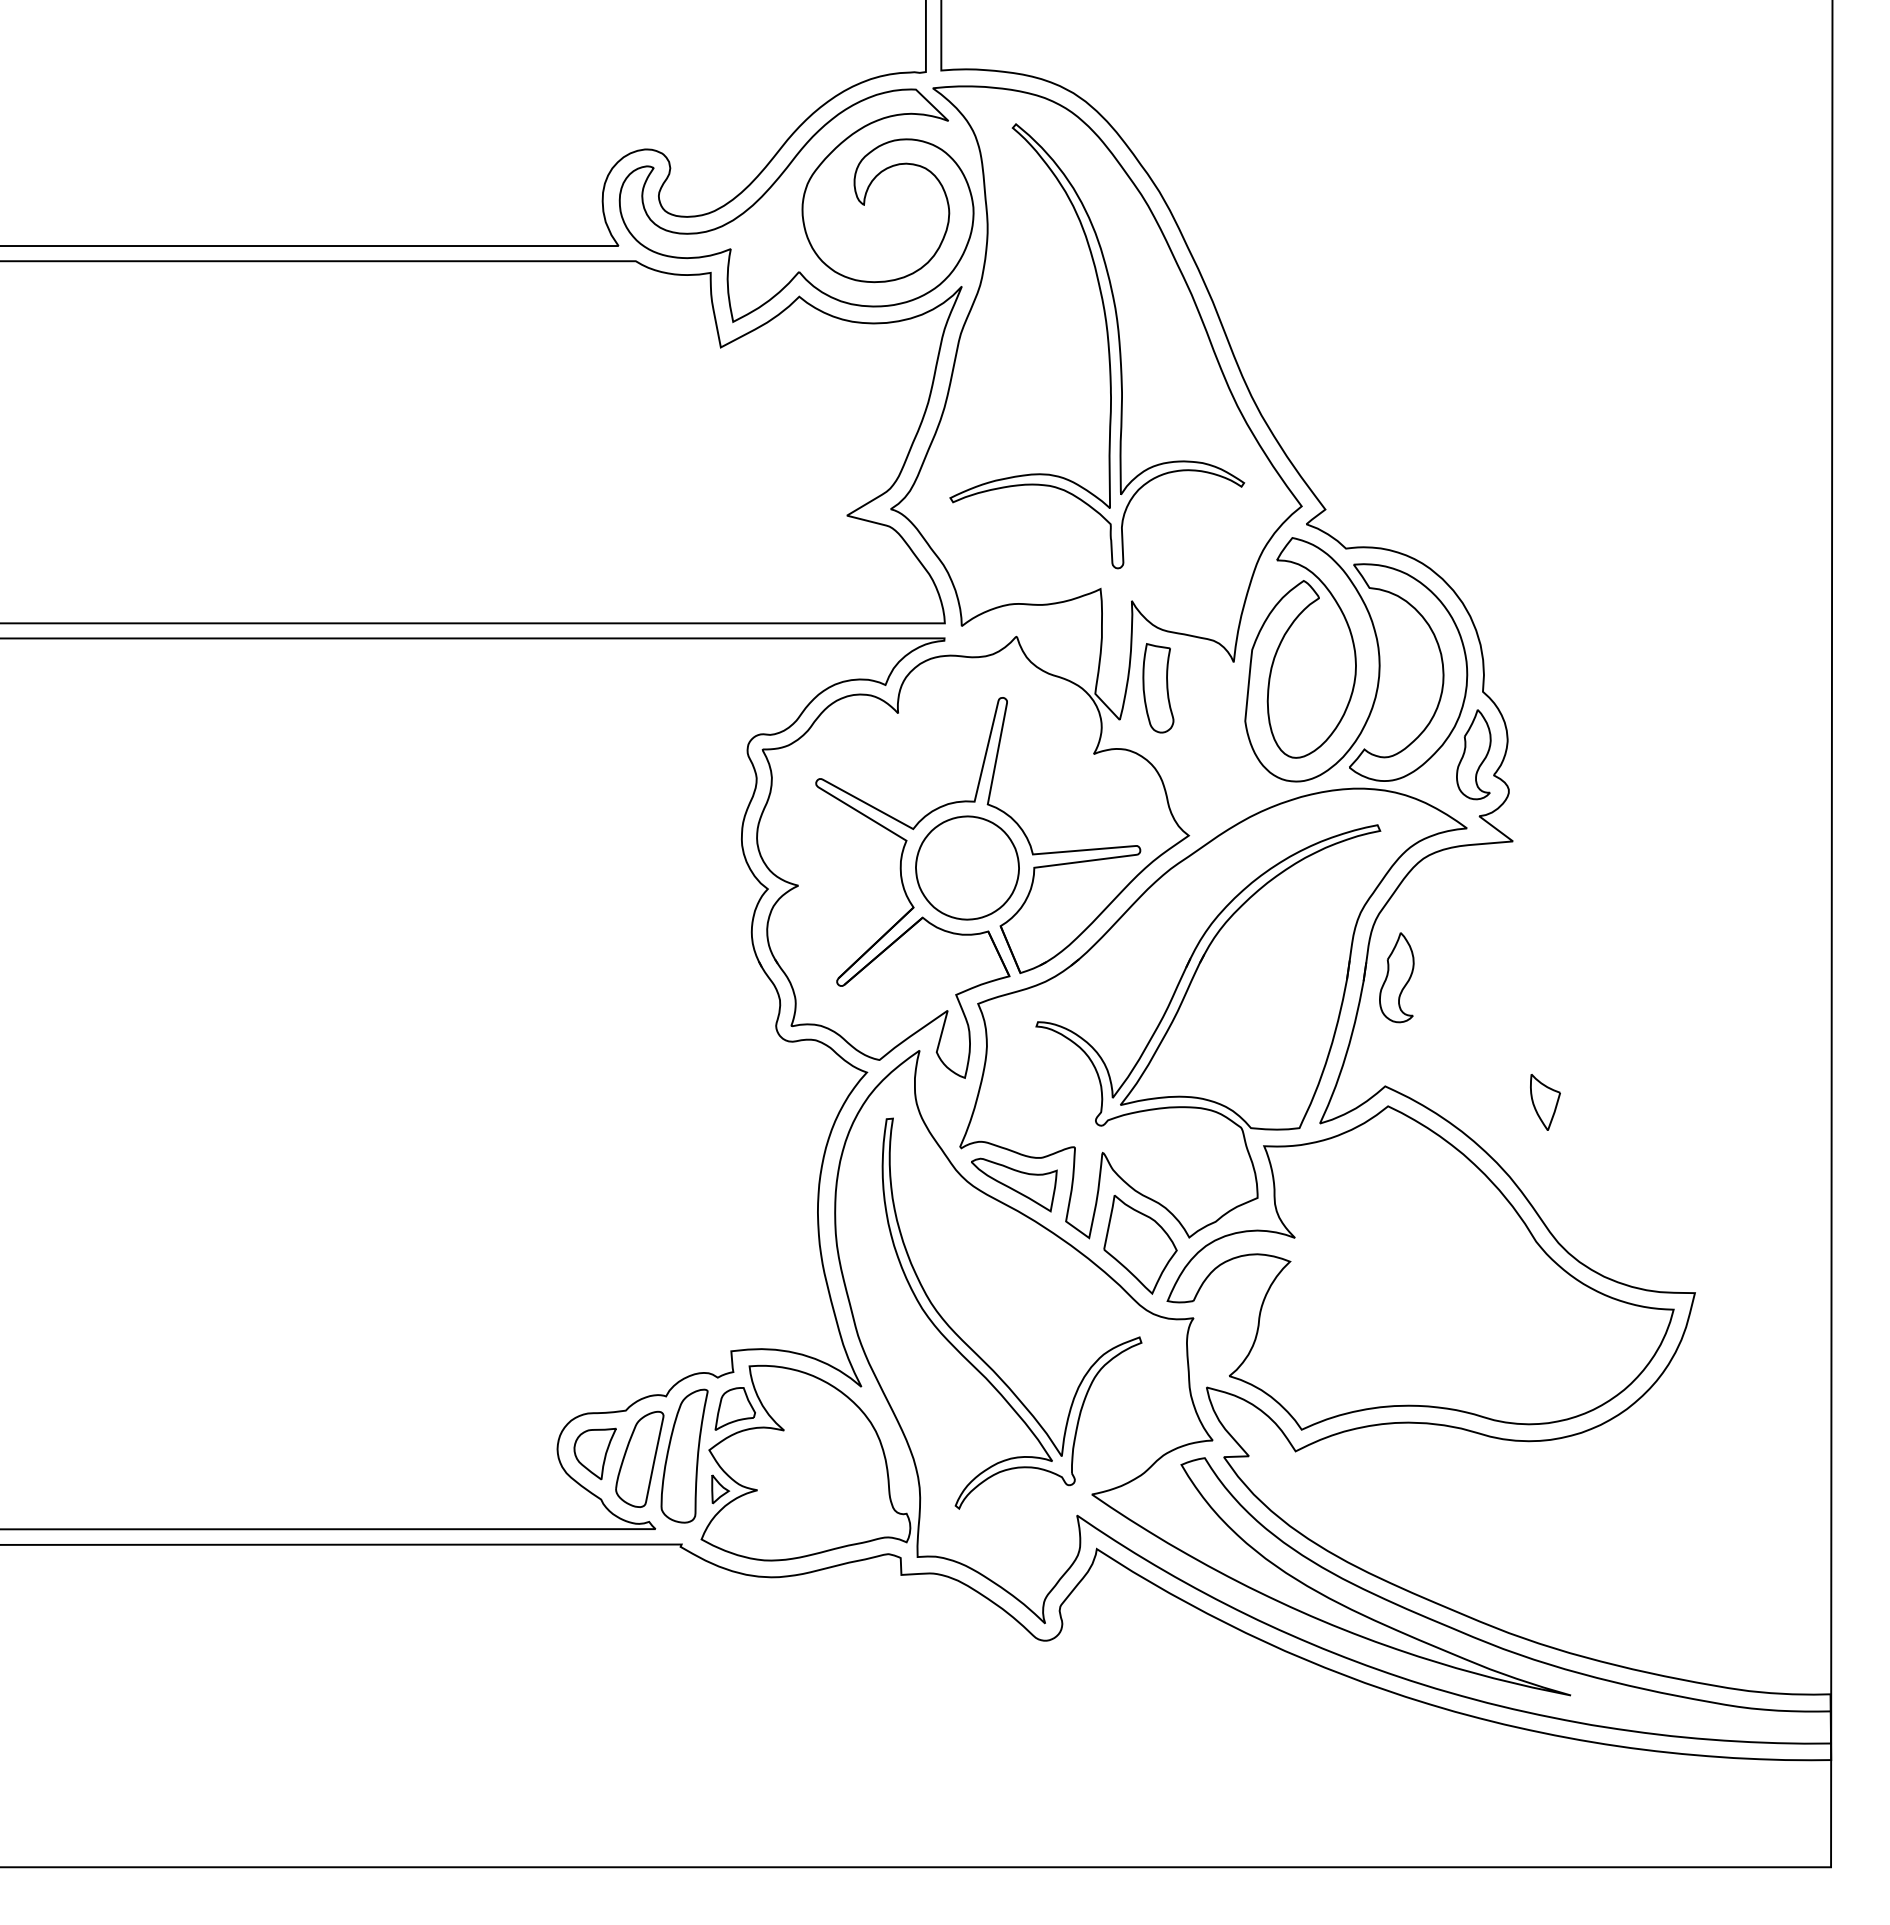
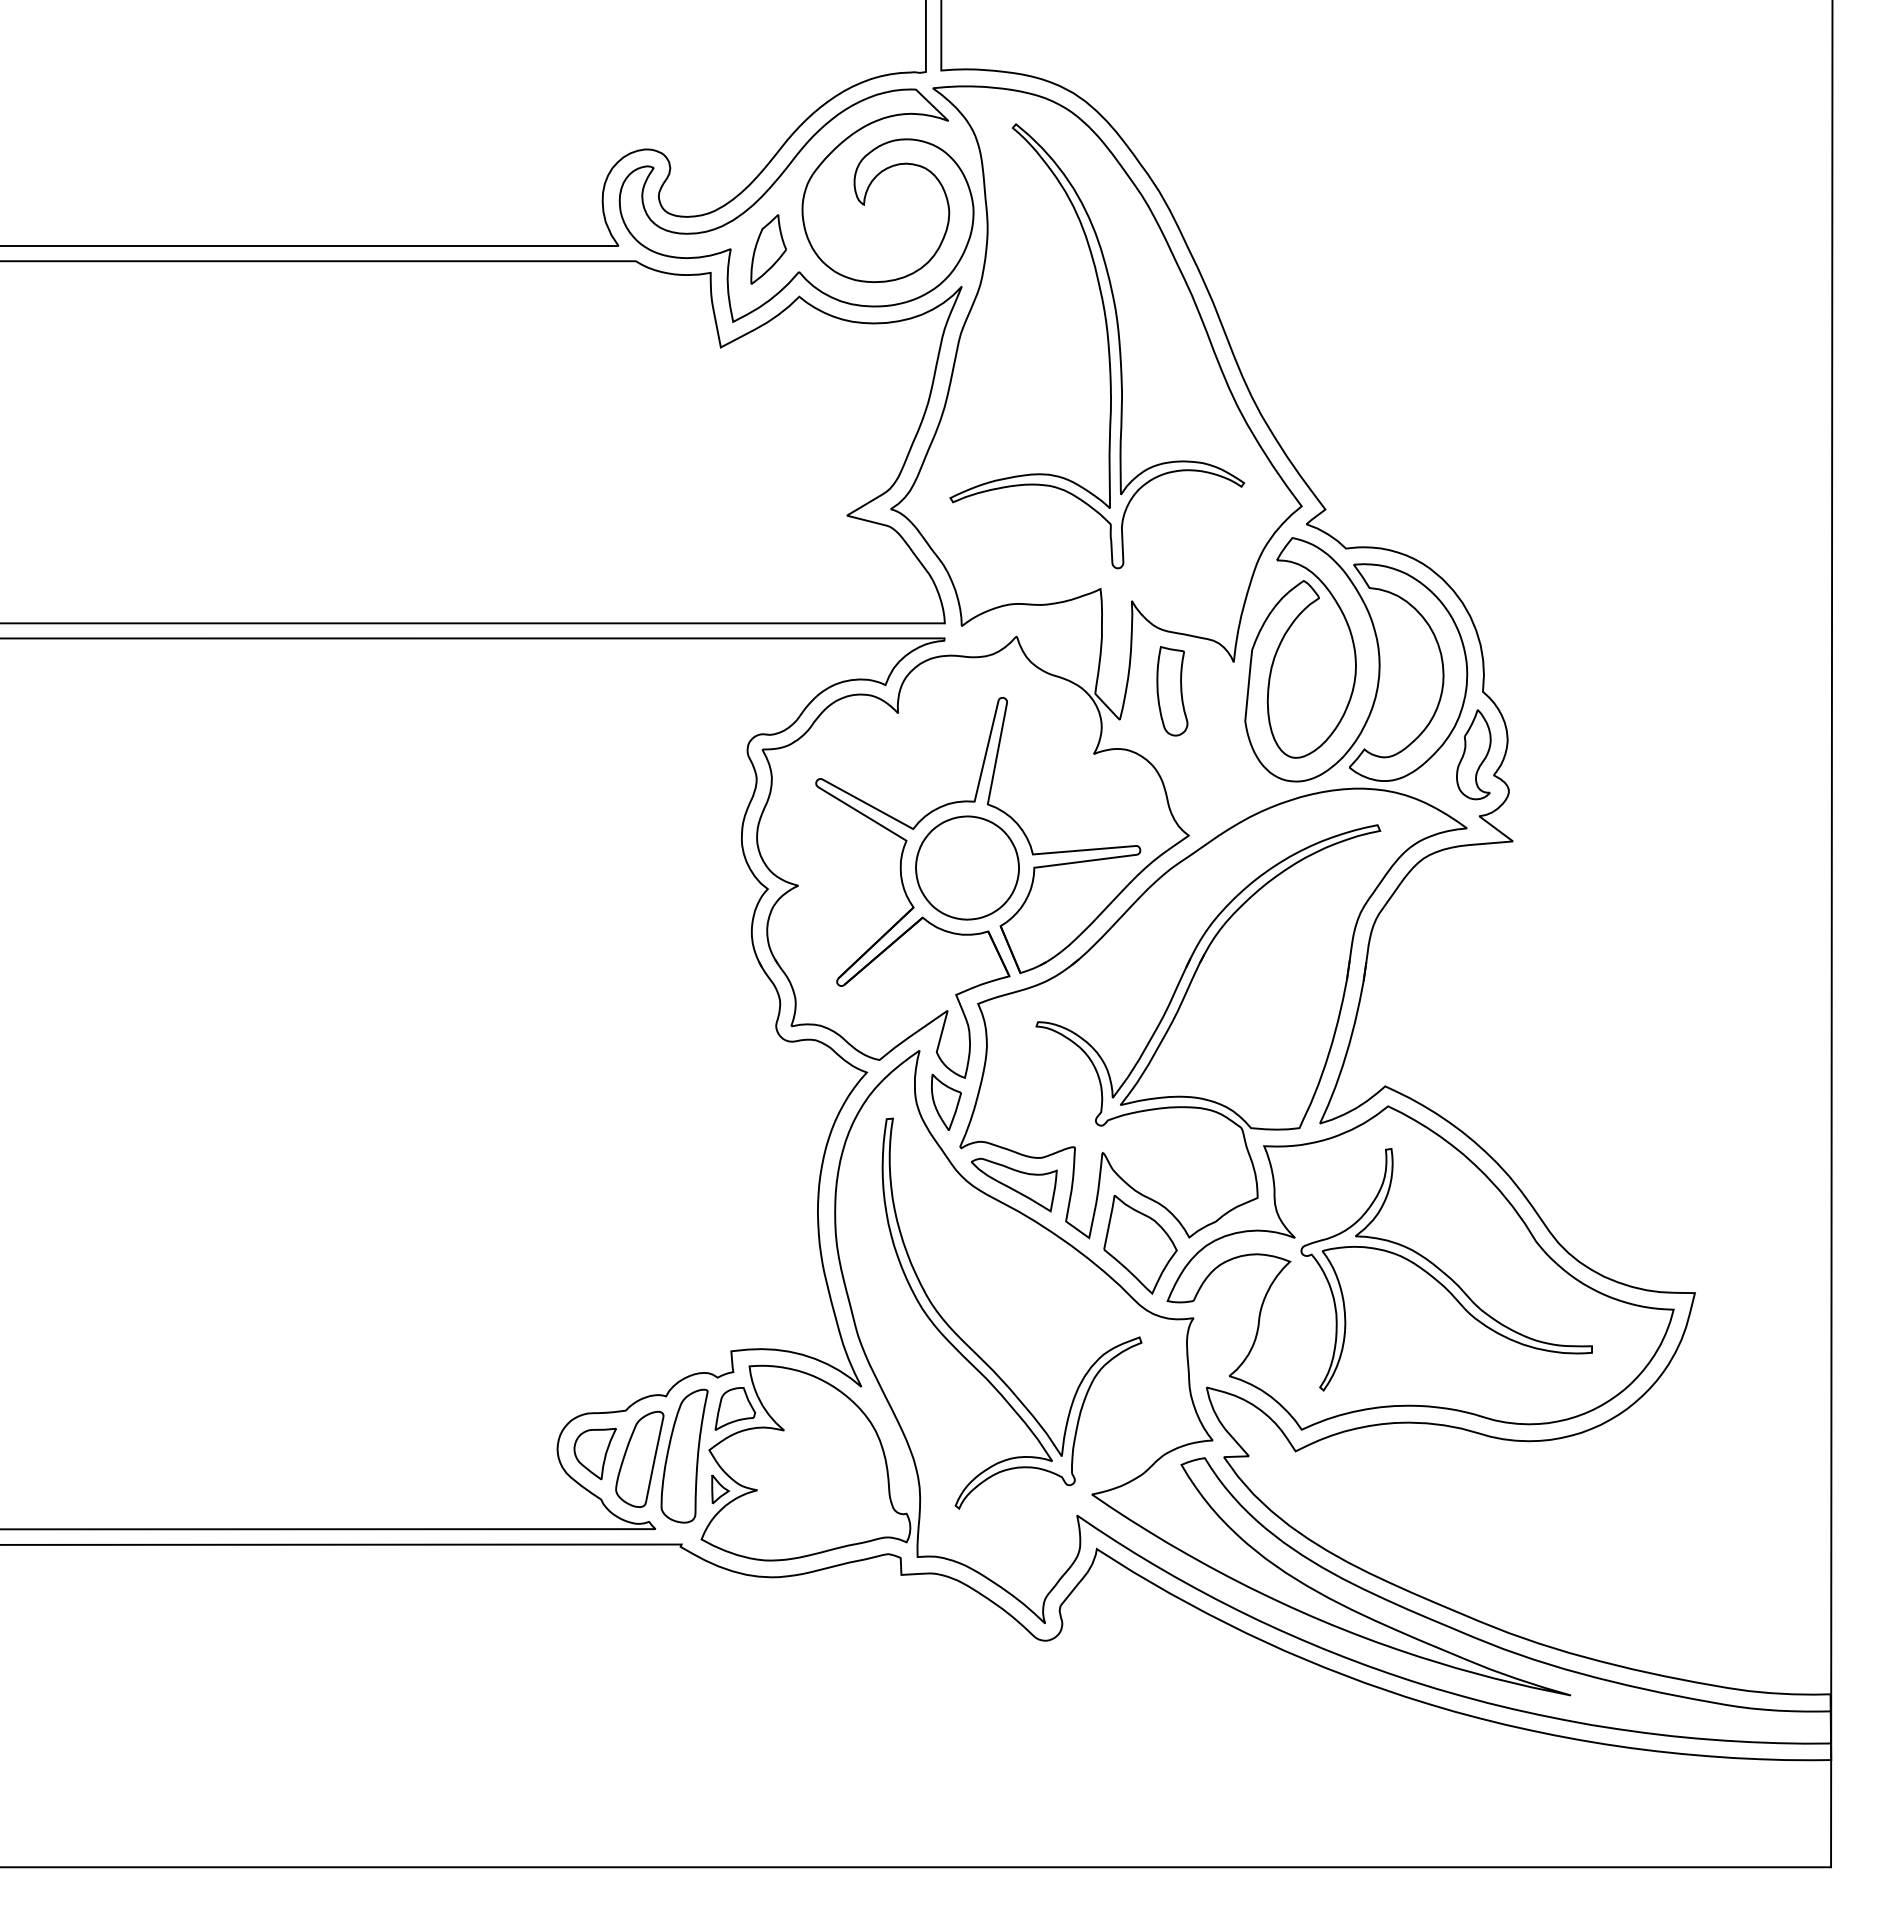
part: none -> present (768, 249)
part position: (1158, 688) -> (1172, 691) (1172, 691)
part: present -> none (1396, 977)
part position: (1545, 1102) -> (946, 1102) (946, 1102)
part: none -> present (1446, 1269)
